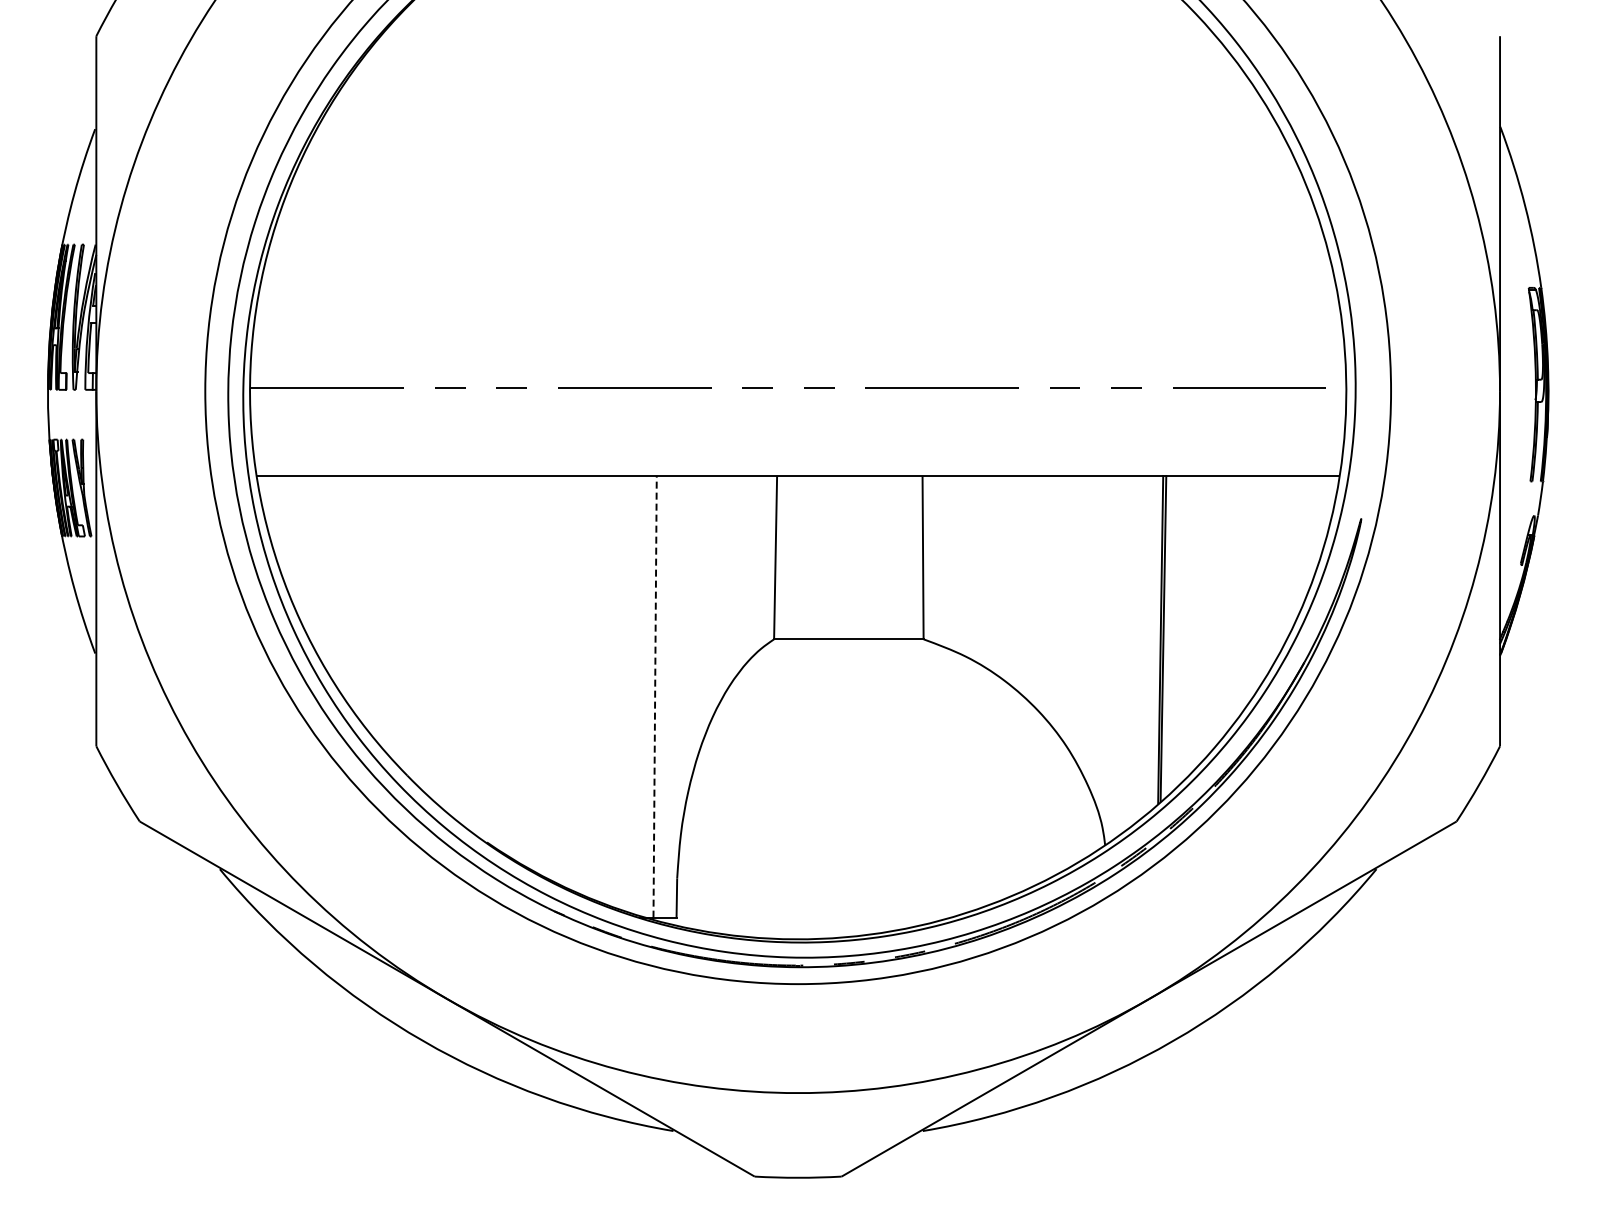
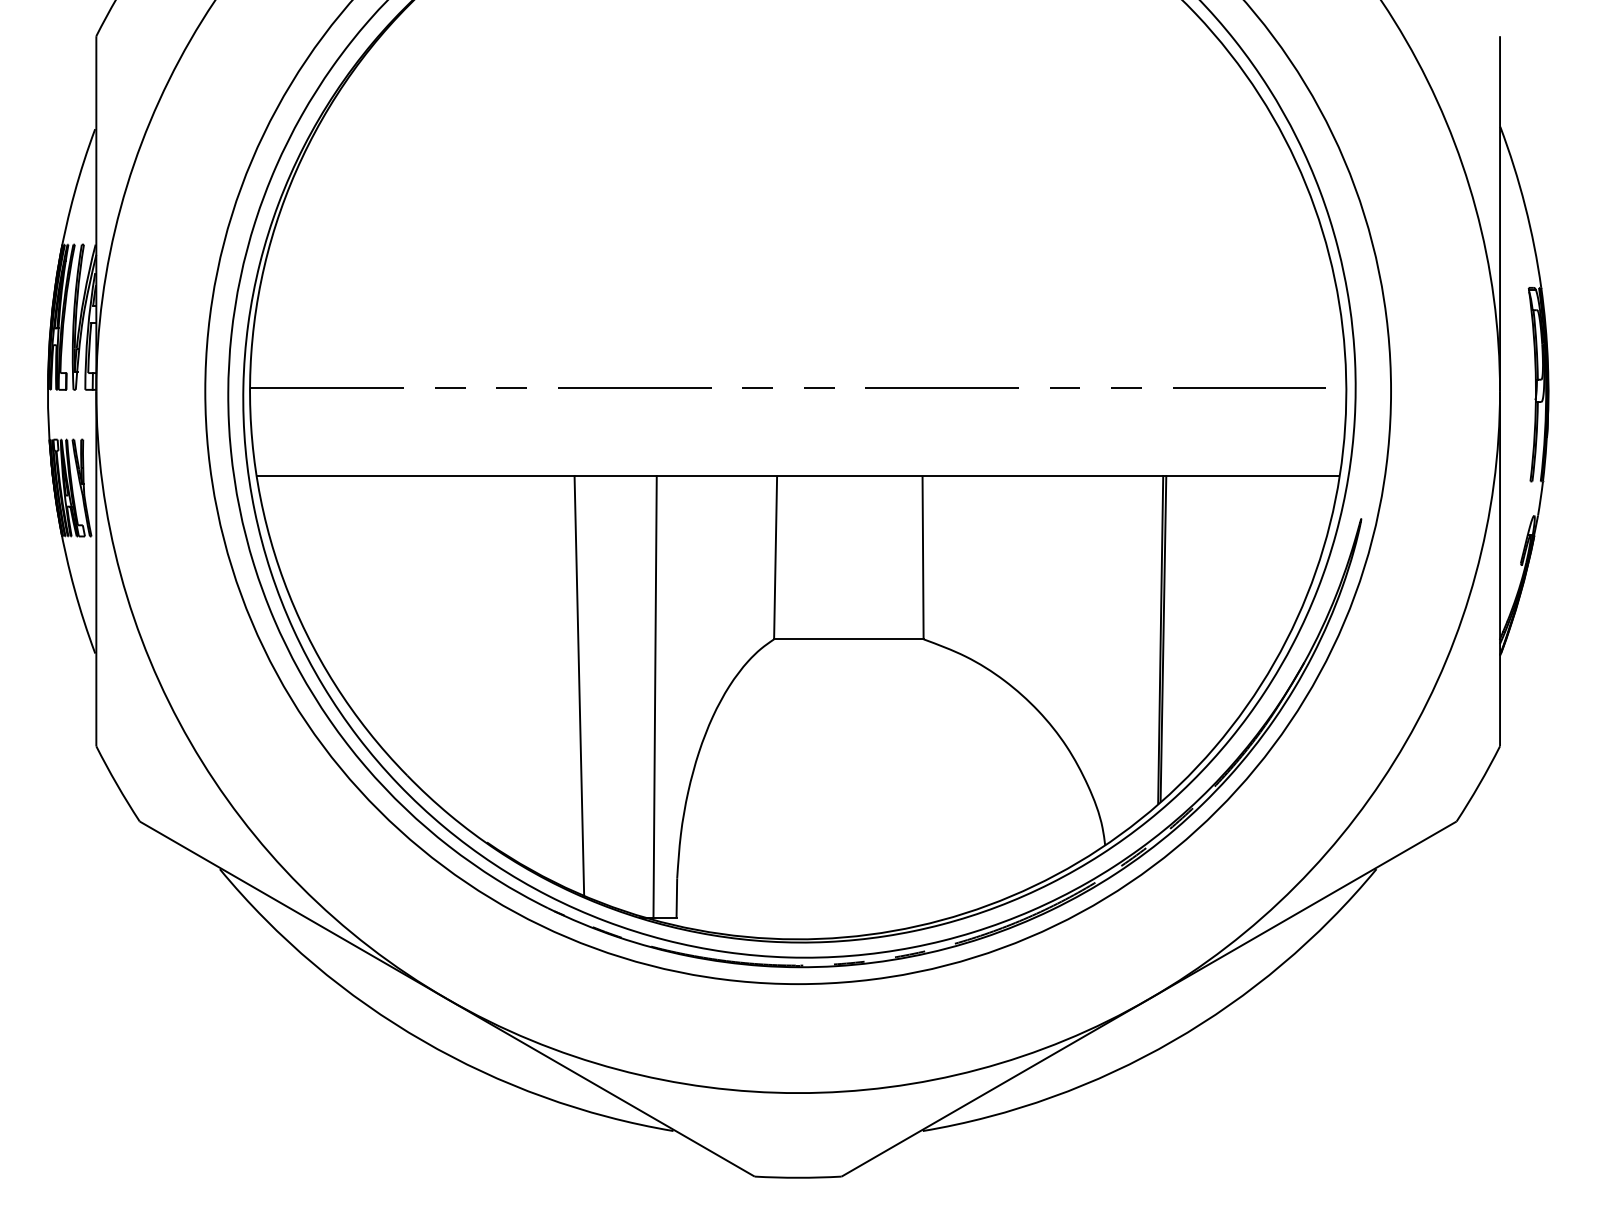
line: none -> present (579, 685)
line: dashed -> solid (655, 696)
